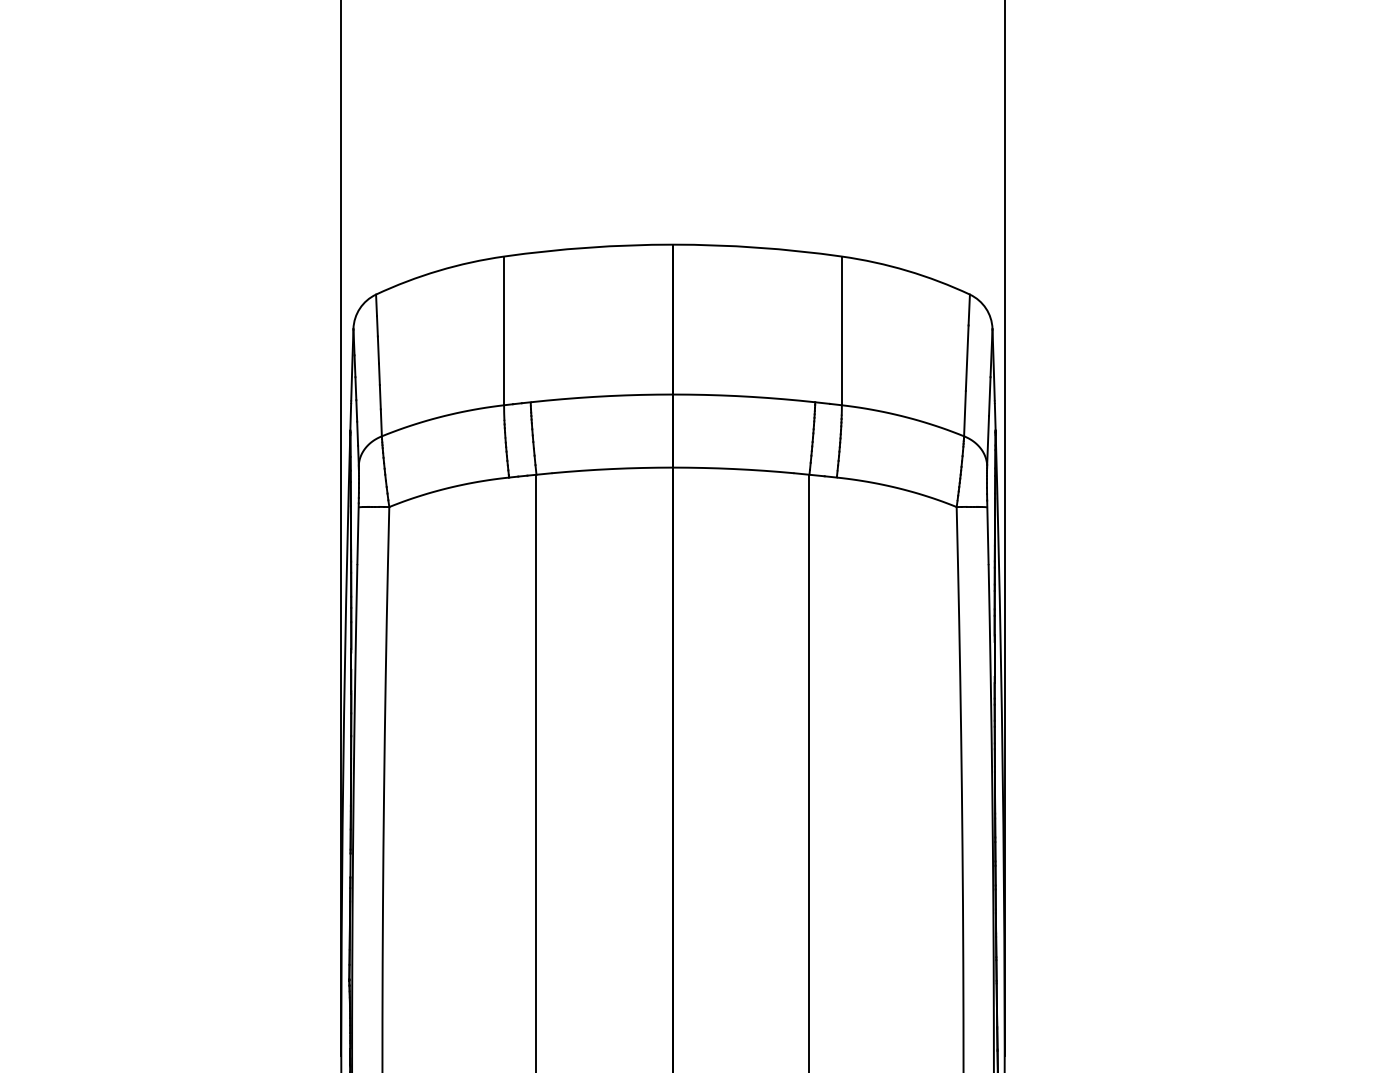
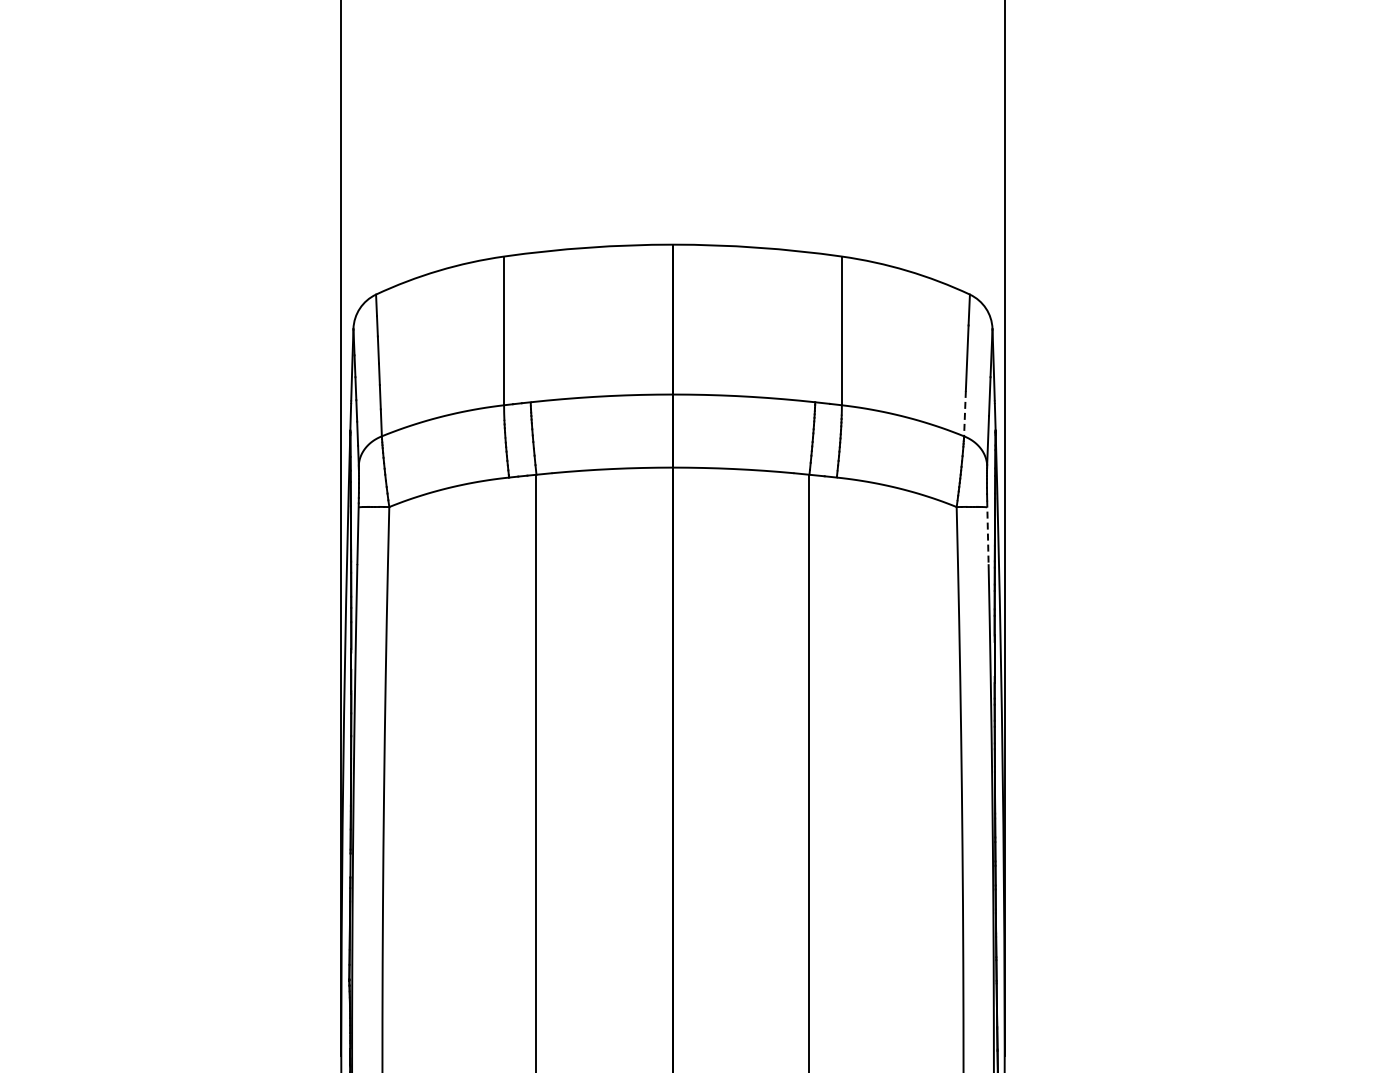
line: solid -> dashed (964, 413)
line: solid -> dashed (987, 532)
